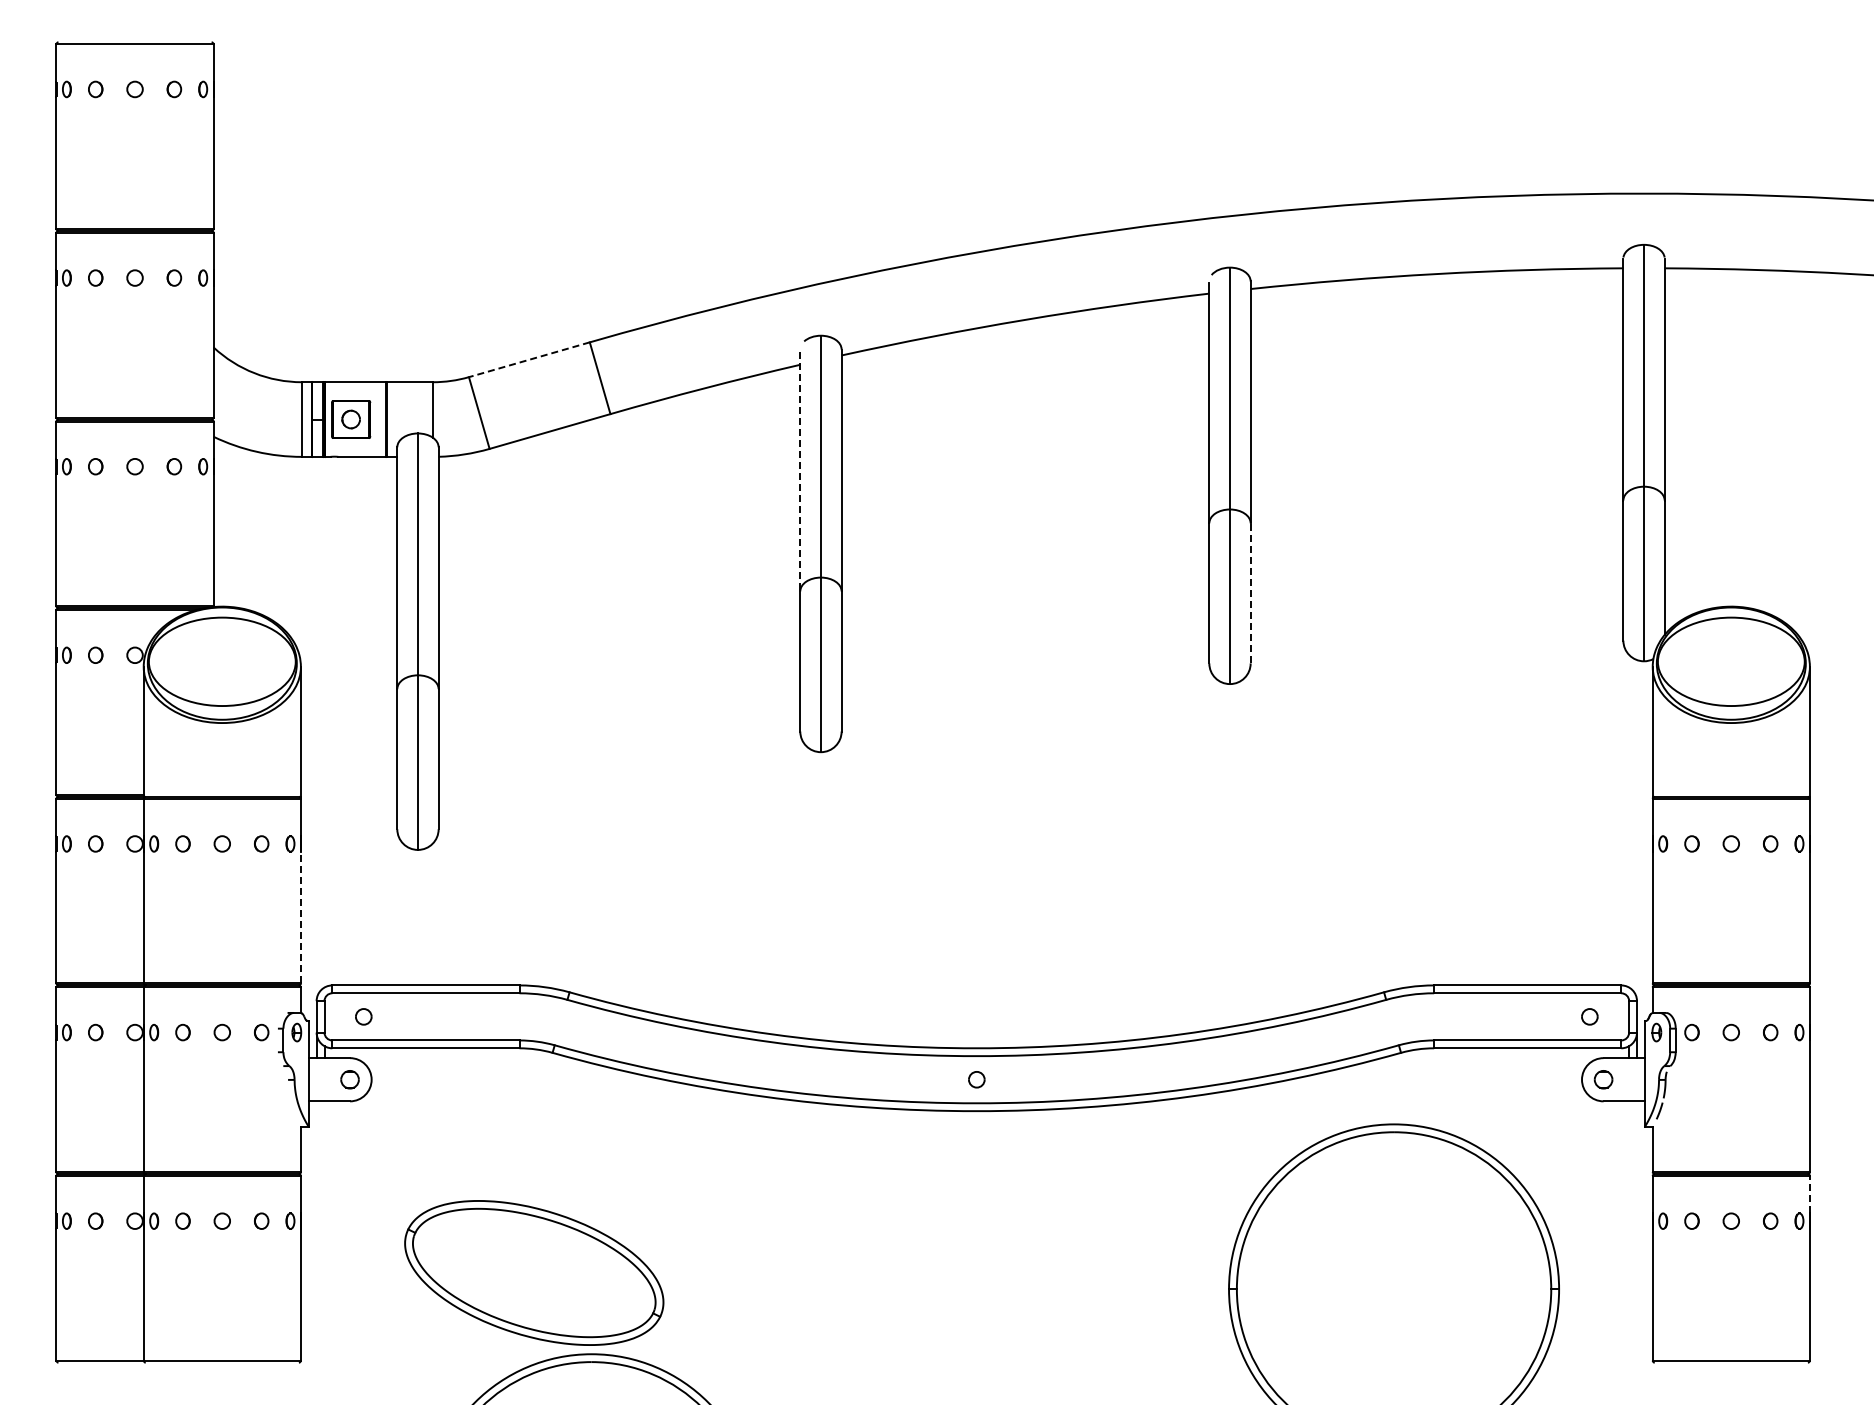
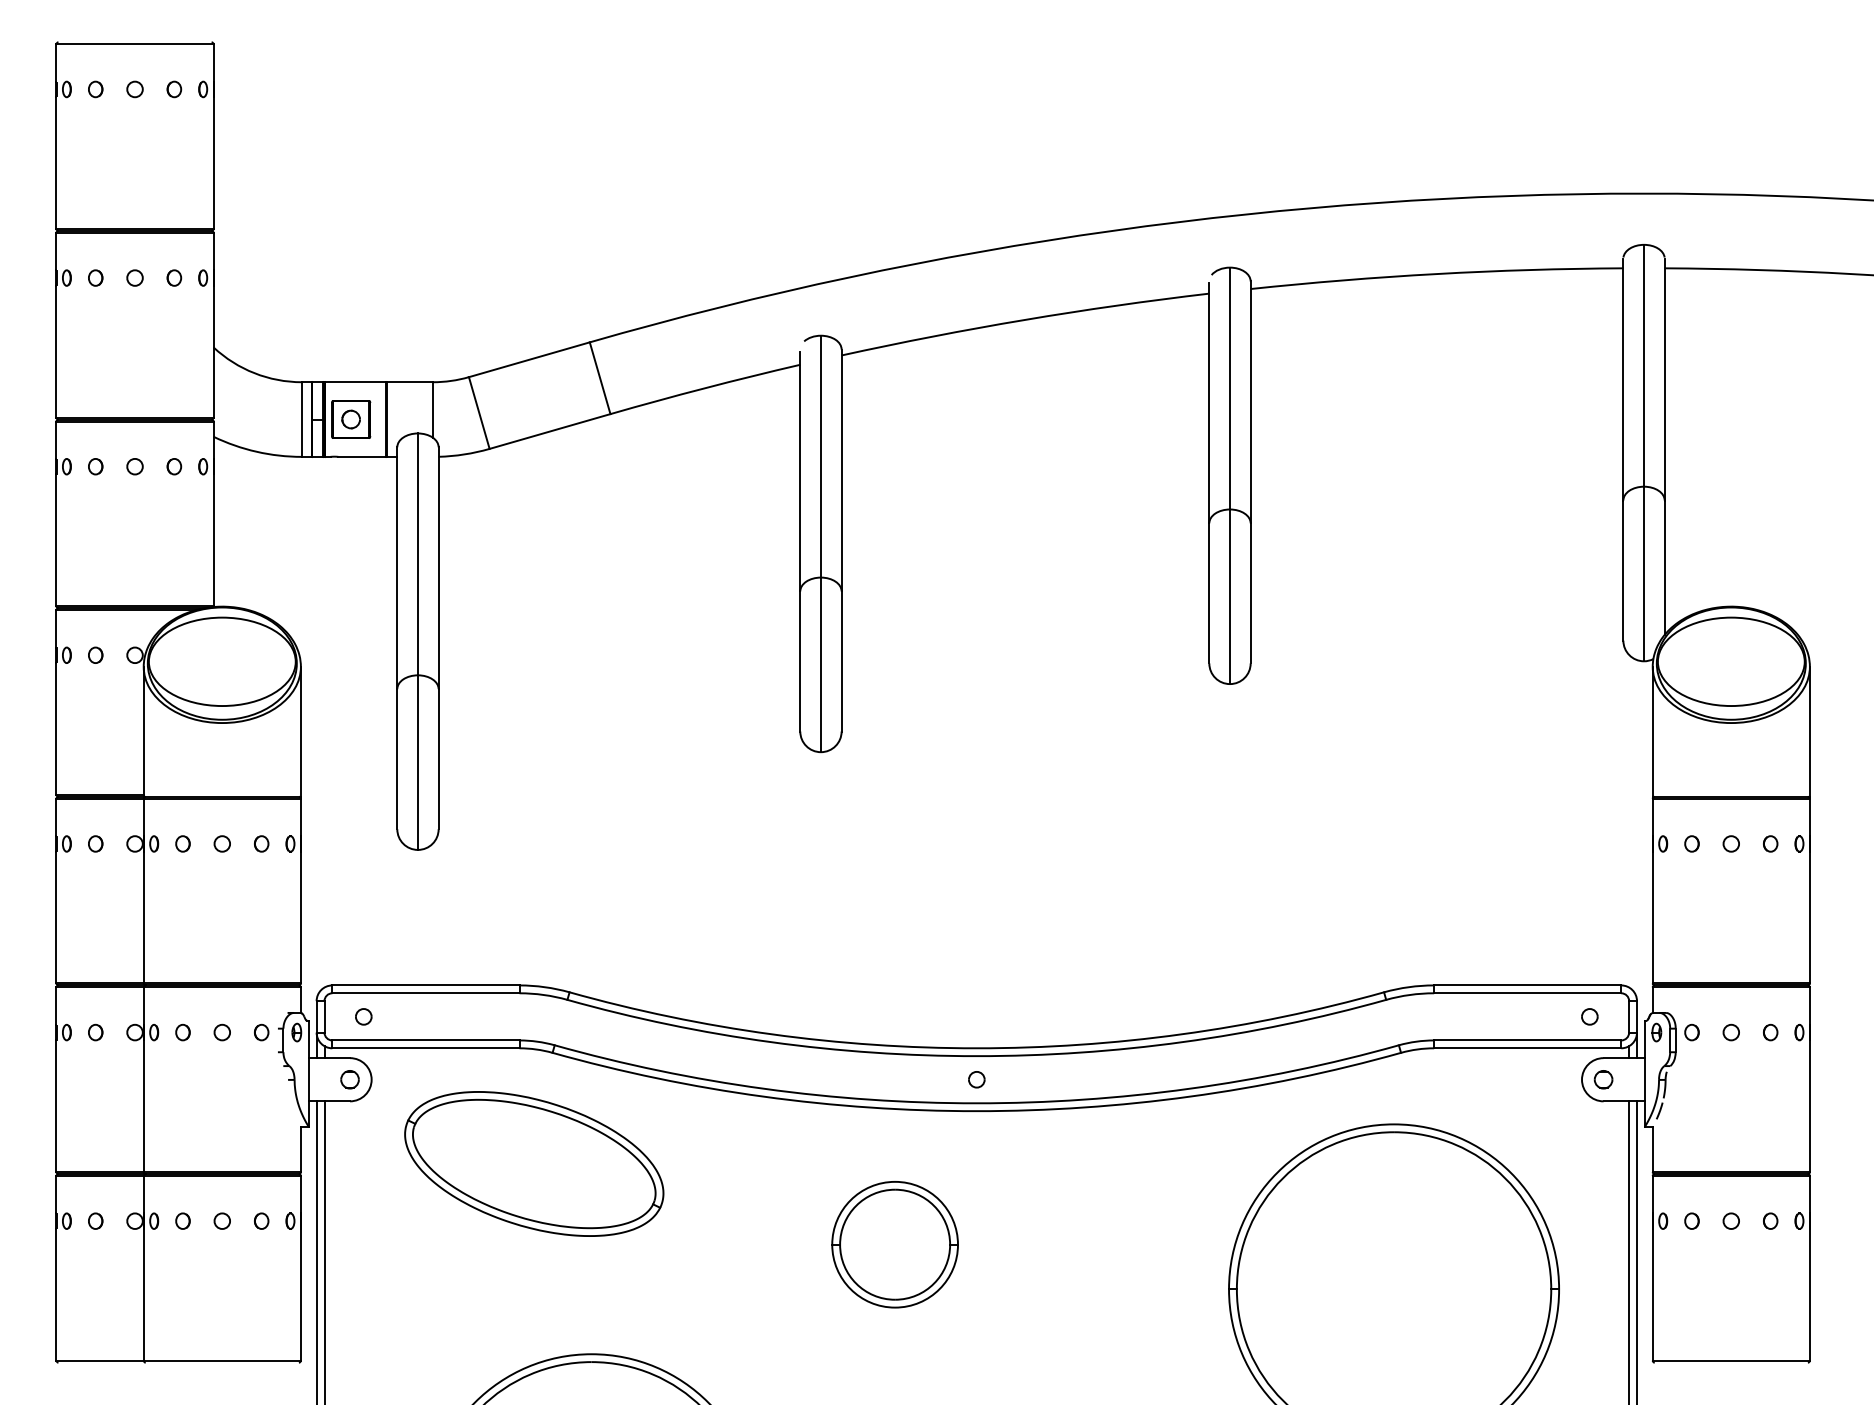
line: dashed -> solid (529, 359)
line: dashed -> solid (800, 471)
line: dashed -> solid (1250, 592)
line: dashed -> solid (300, 917)
line: dashed -> solid (1809, 1194)
part: none -> present (894, 1244)
line: none -> present (316, 1251)
line: none -> present (324, 1251)
line: none -> present (1629, 1251)
line: none -> present (1637, 1251)
part position: (534, 1272) -> (534, 1163) (534, 1163)
